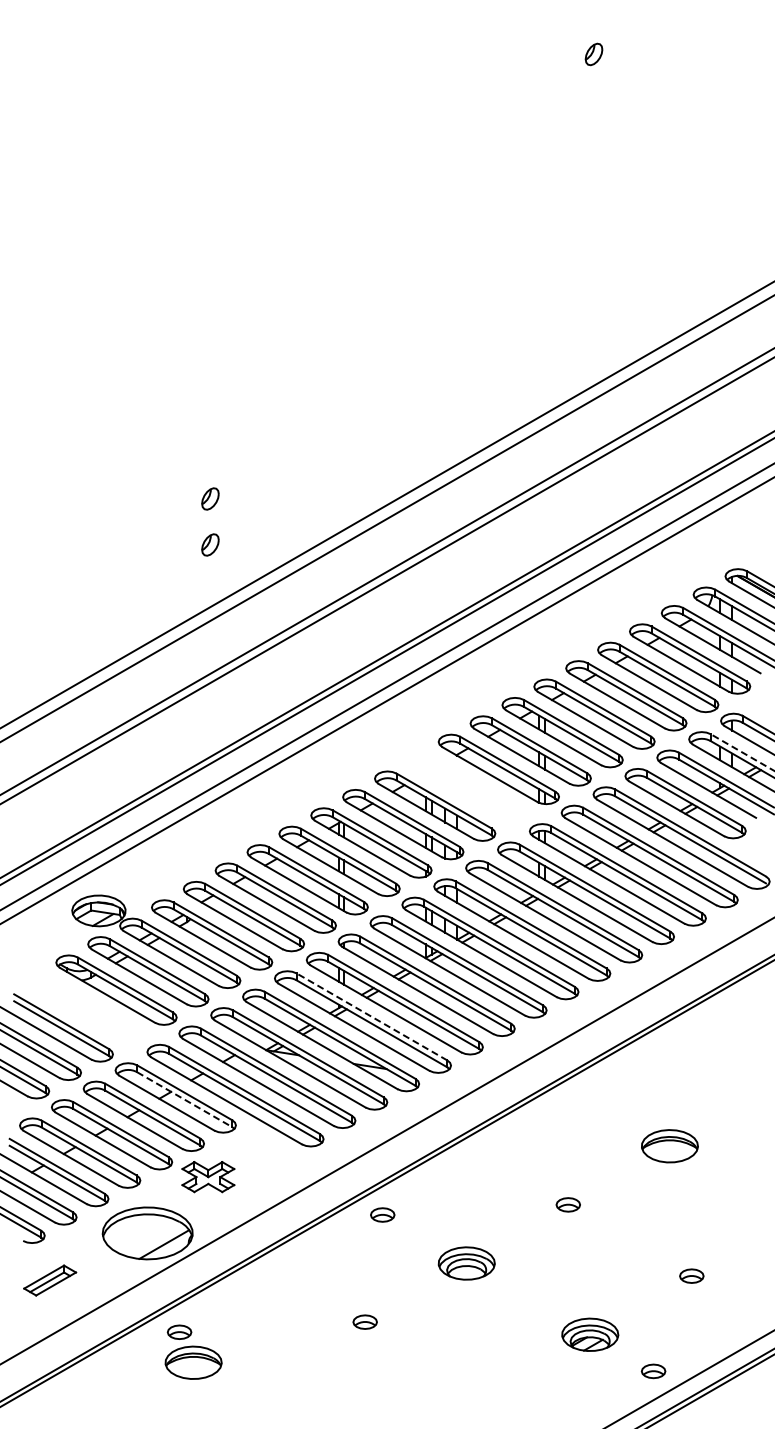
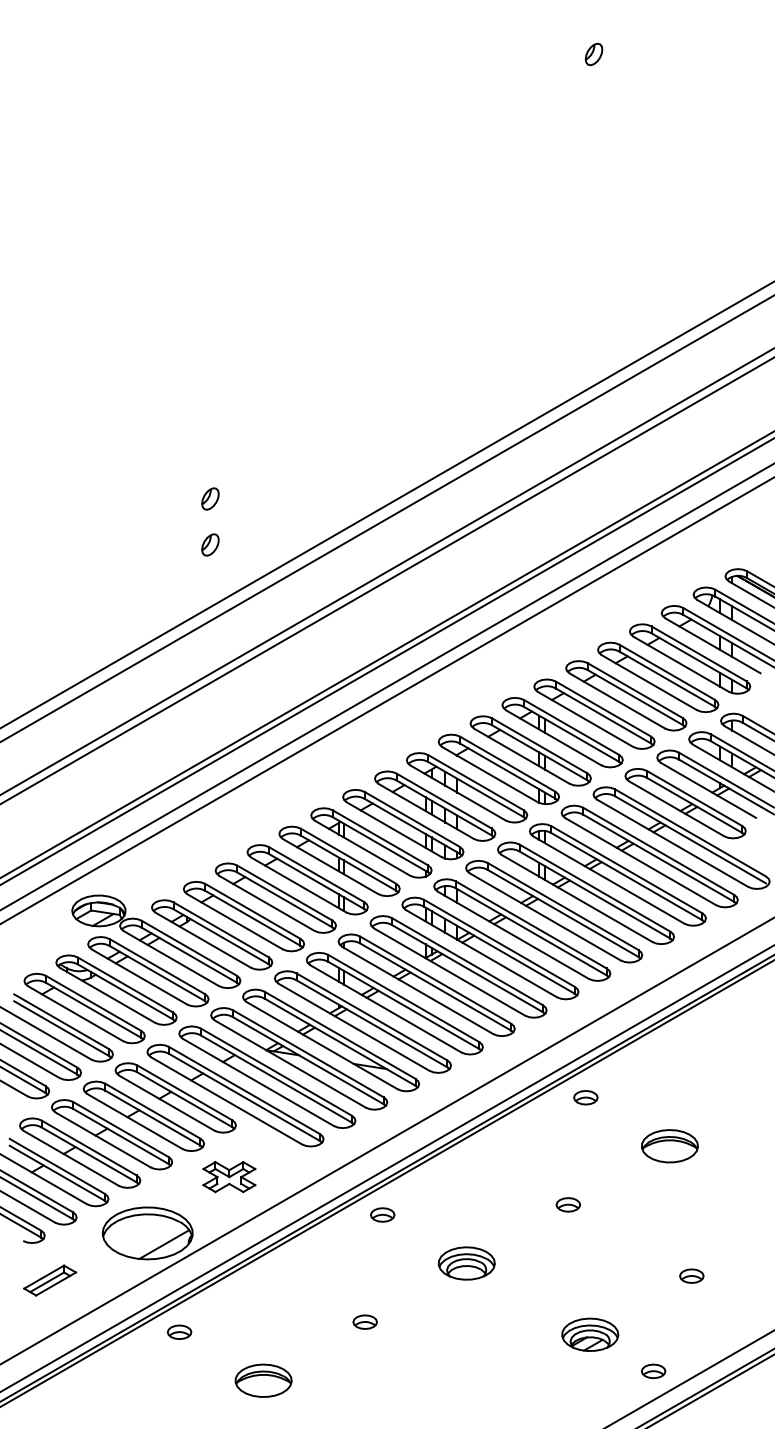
line: dashed -> solid (742, 752)
part: none -> present (467, 787)
part: none -> present (84, 1008)
line: dashed -> solid (371, 1016)
part: none -> present (585, 1097)
line: dashed -> solid (184, 1099)
line: none -> present (386, 1169)
part position: (208, 1177) -> (229, 1177) (229, 1177)
part position: (193, 1362) -> (263, 1380) (263, 1380)
